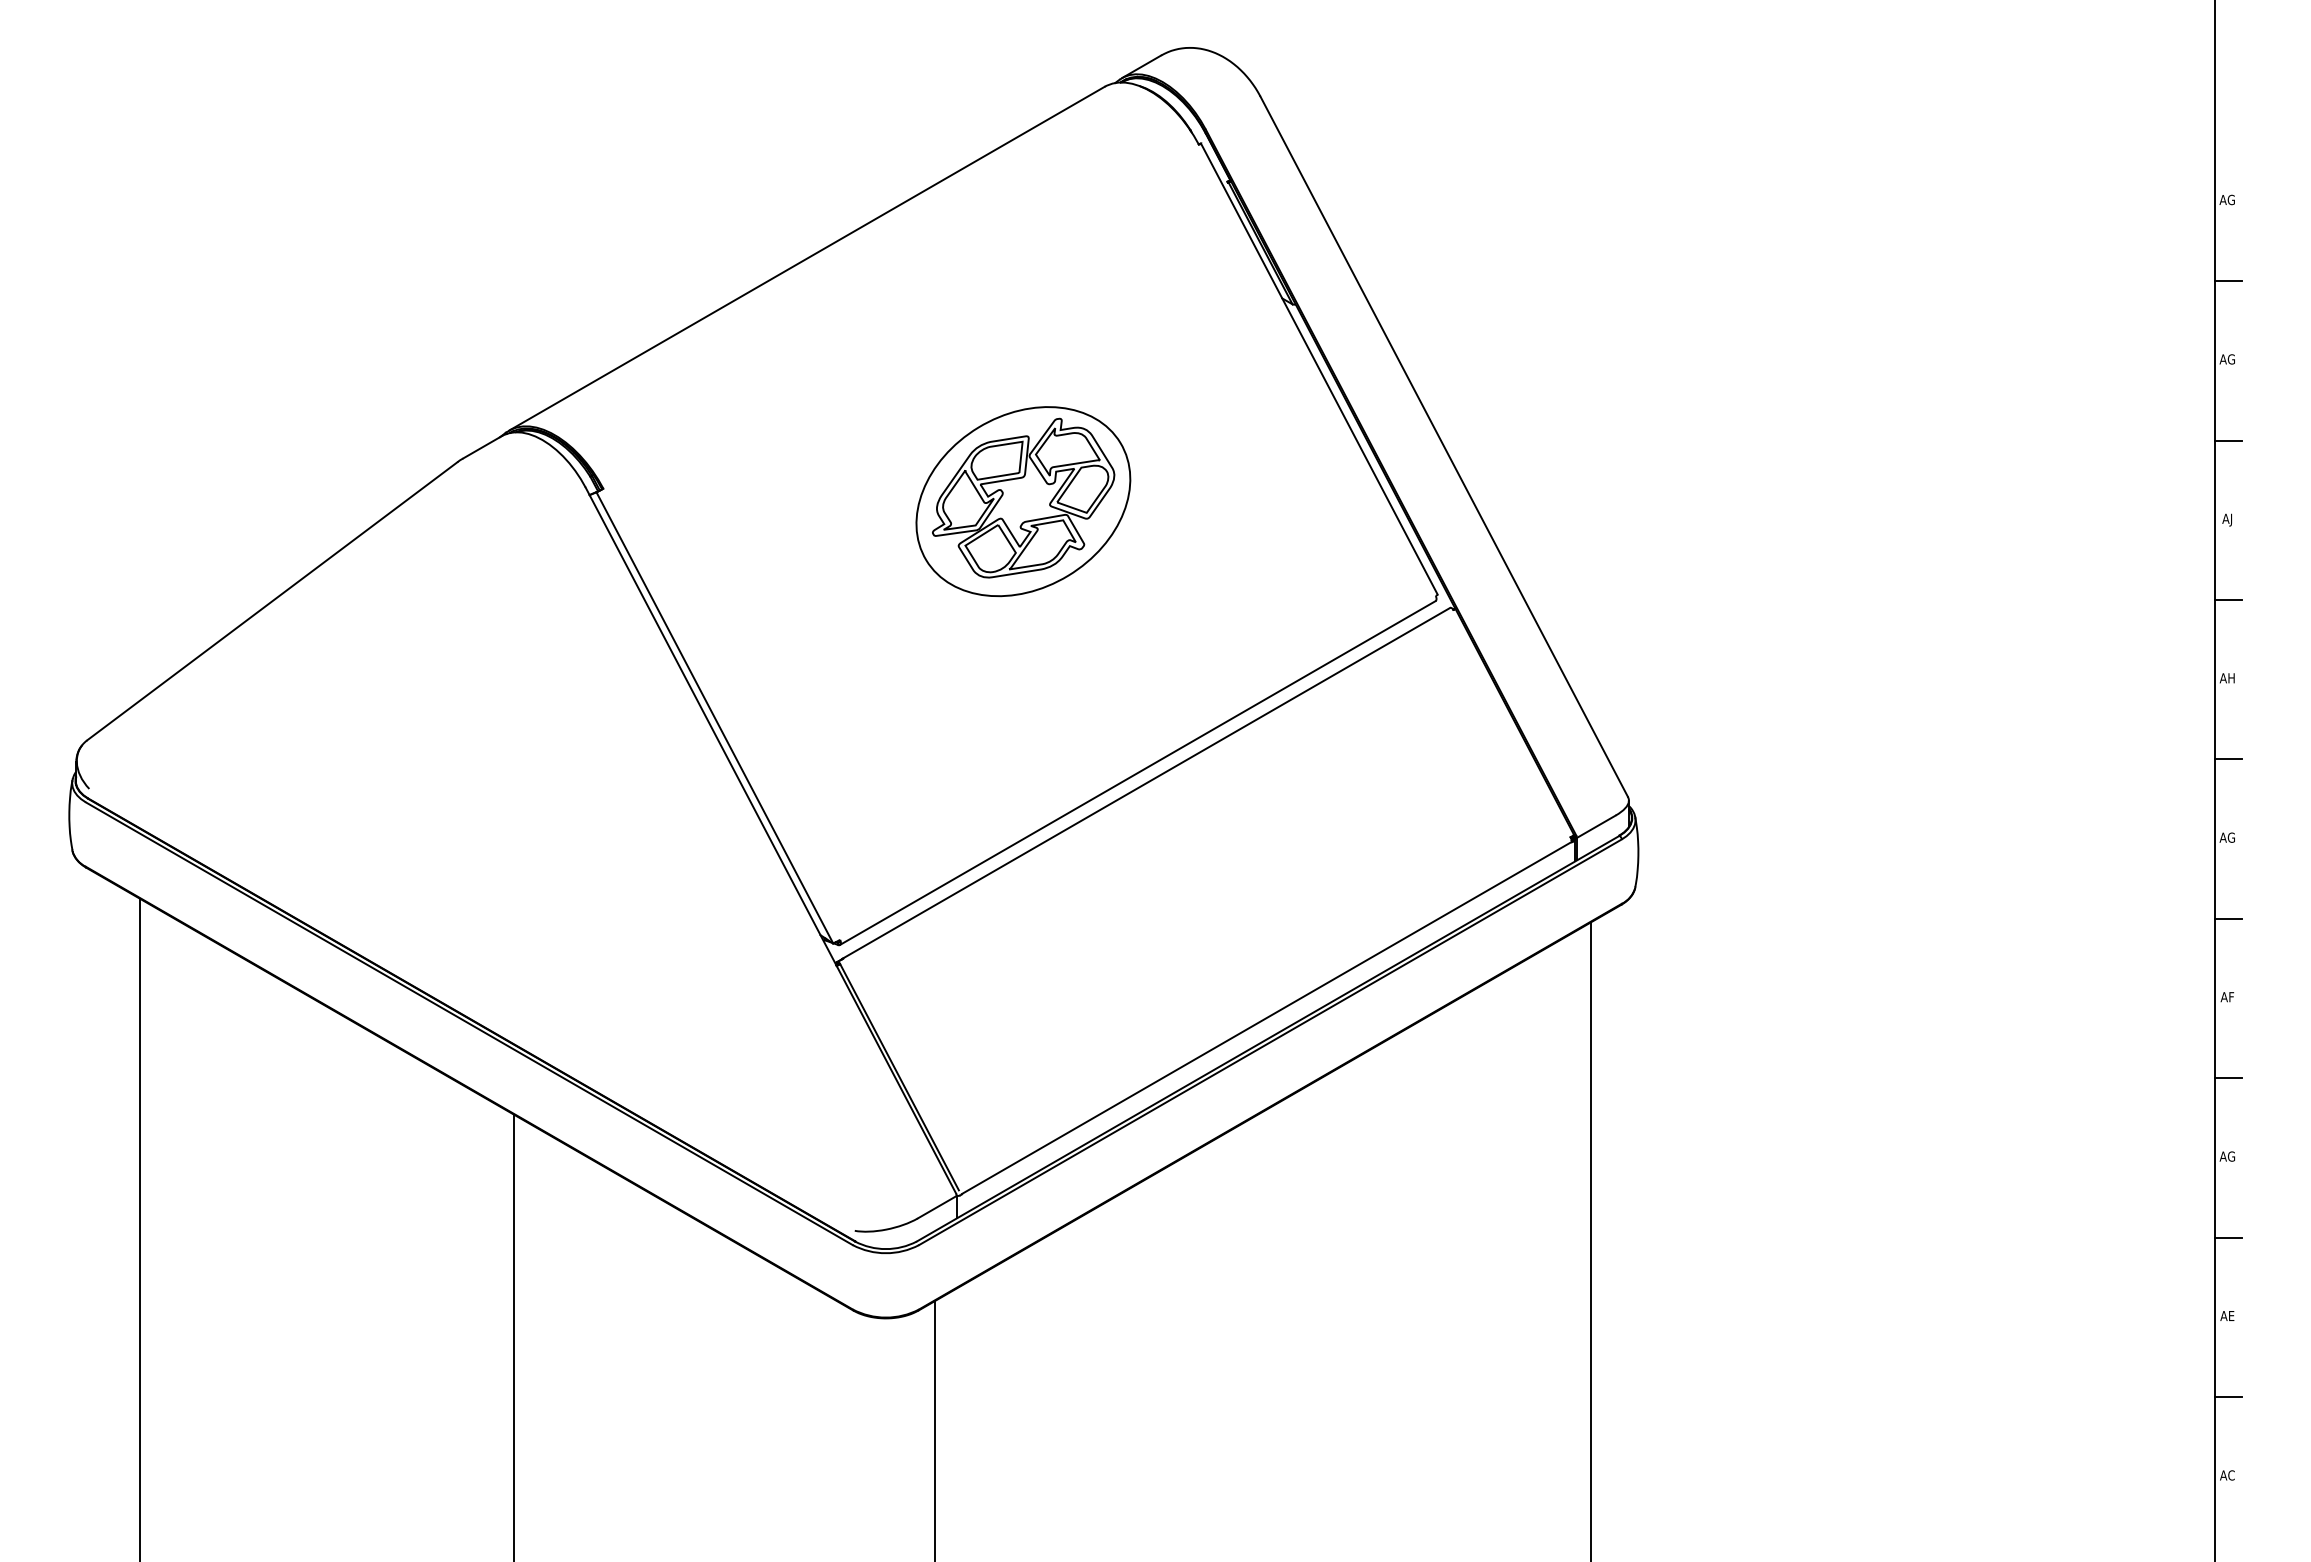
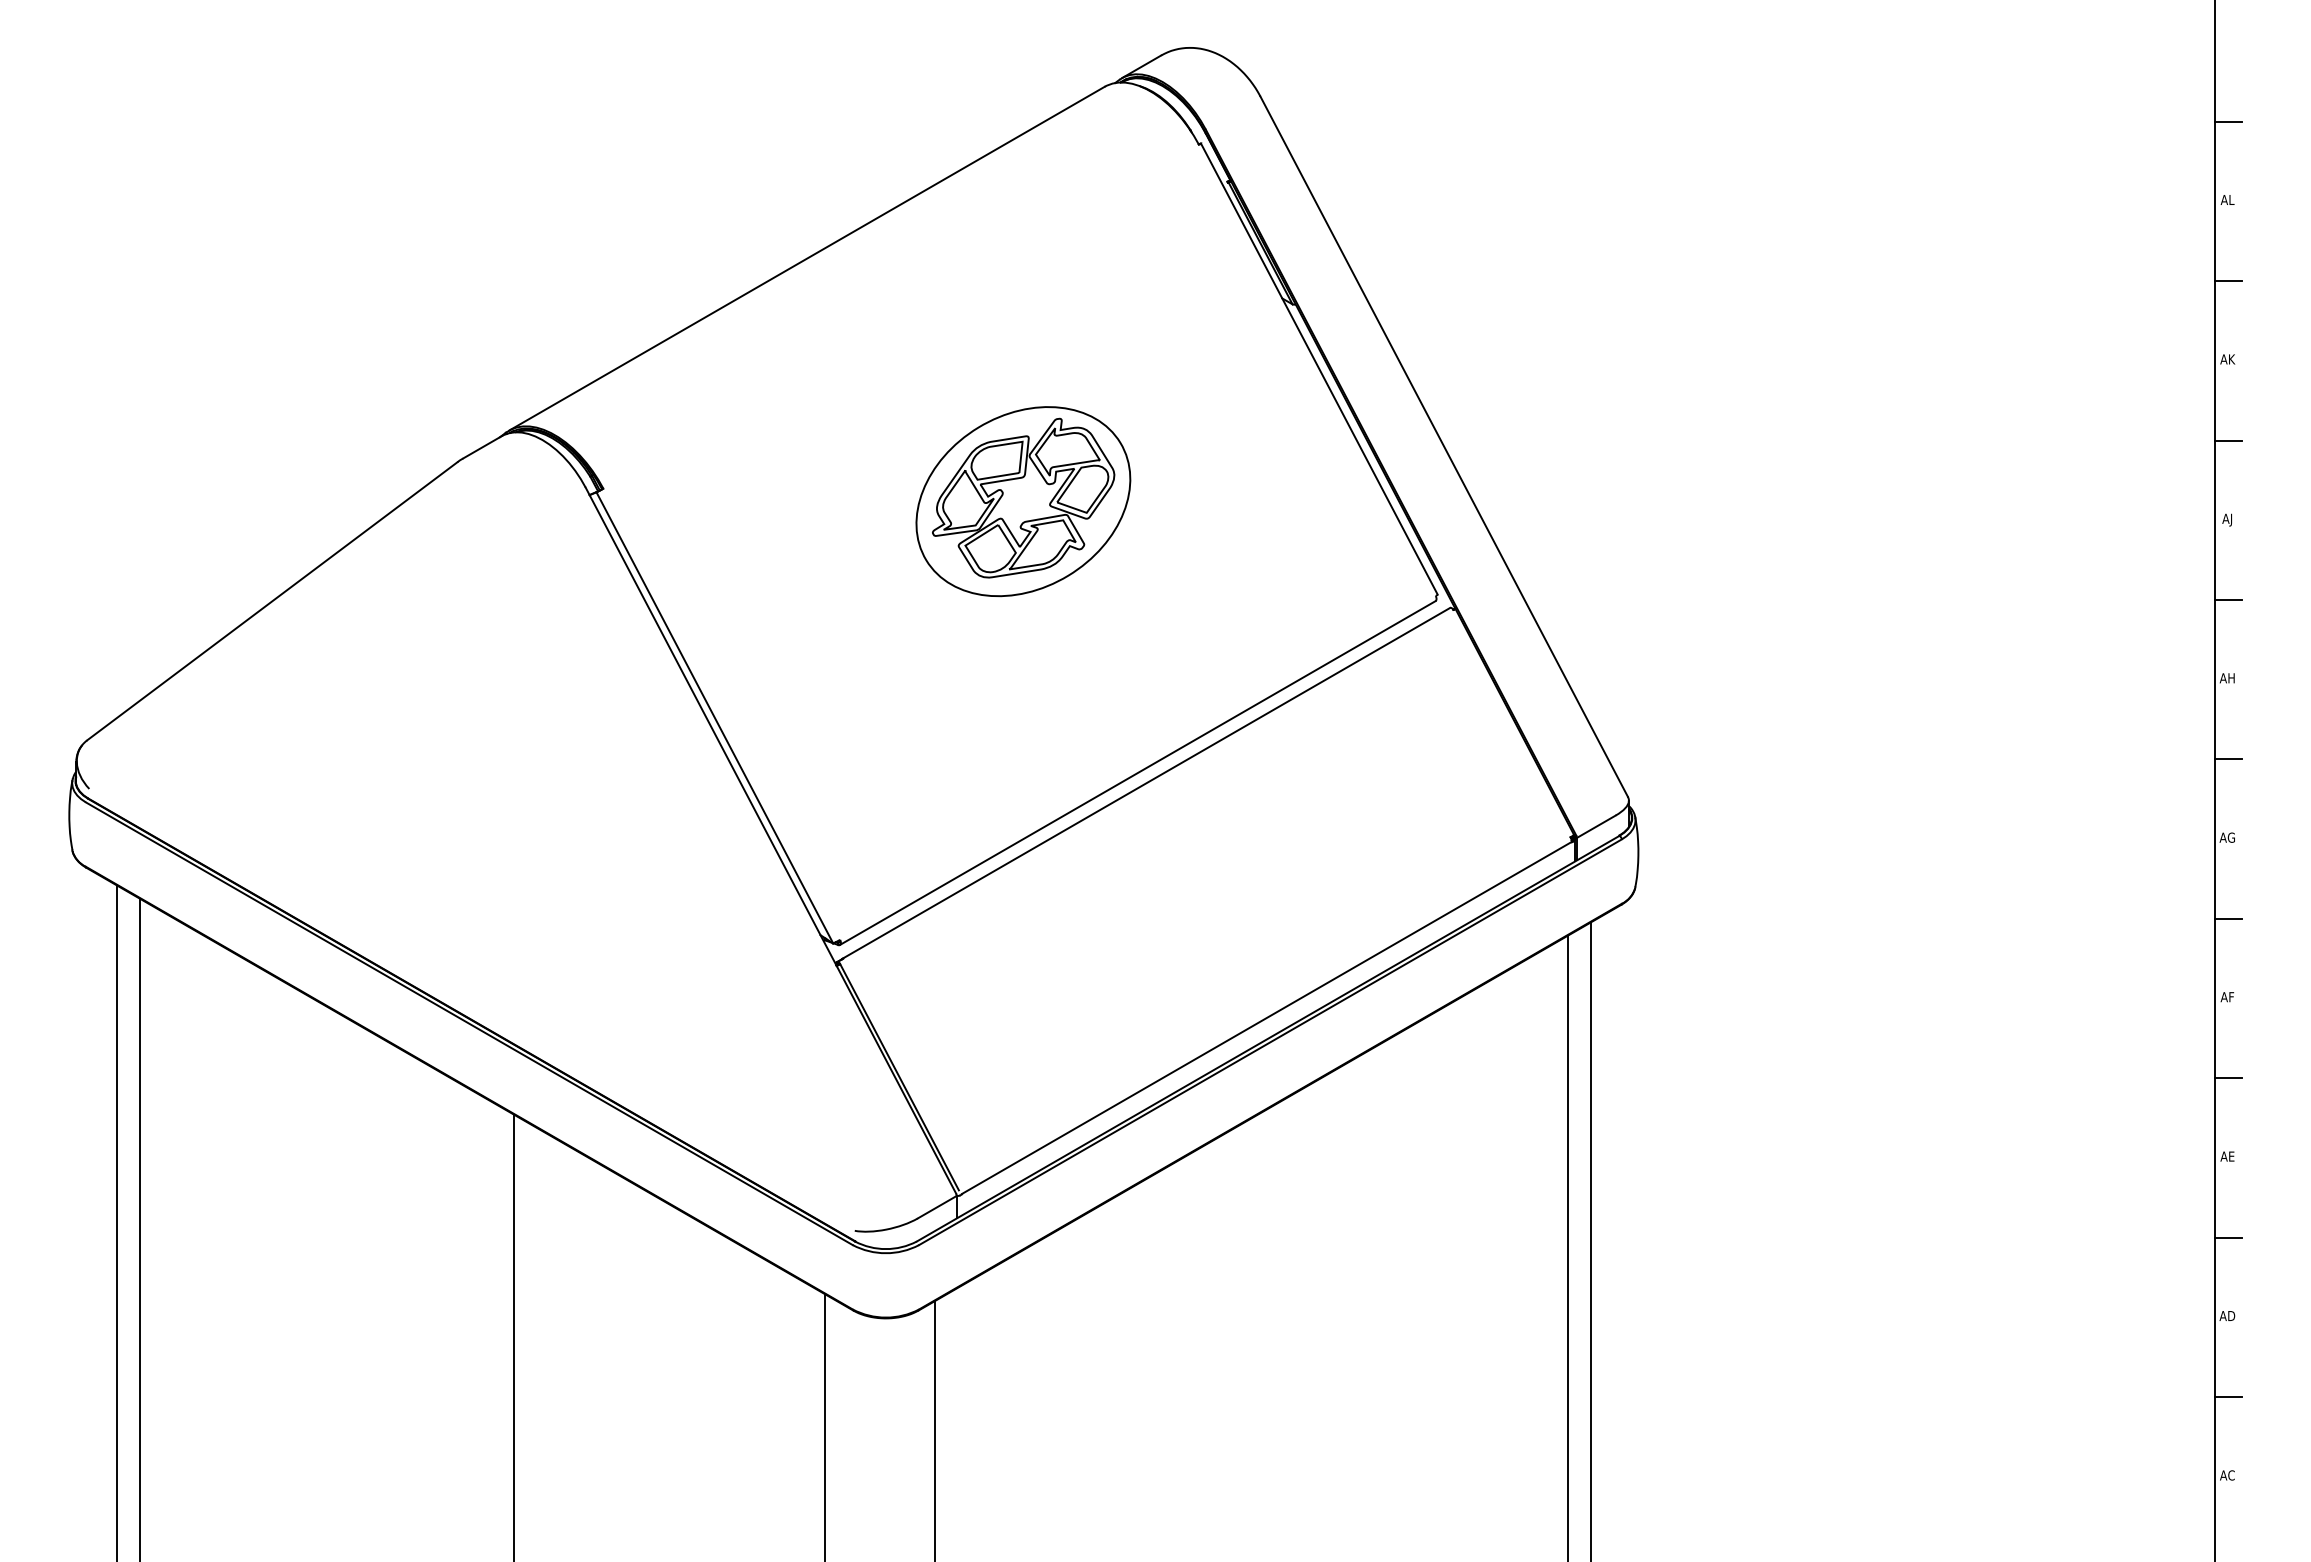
line: none -> present (2227, 121)
text: AG -> AL (2226, 199)
text: AG -> AK (2227, 359)
text: AG -> AE (2227, 1156)
line: none -> present (116, 1221)
line: none -> present (1567, 1246)
text: AE -> AD (2227, 1316)
line: none -> present (824, 1425)
